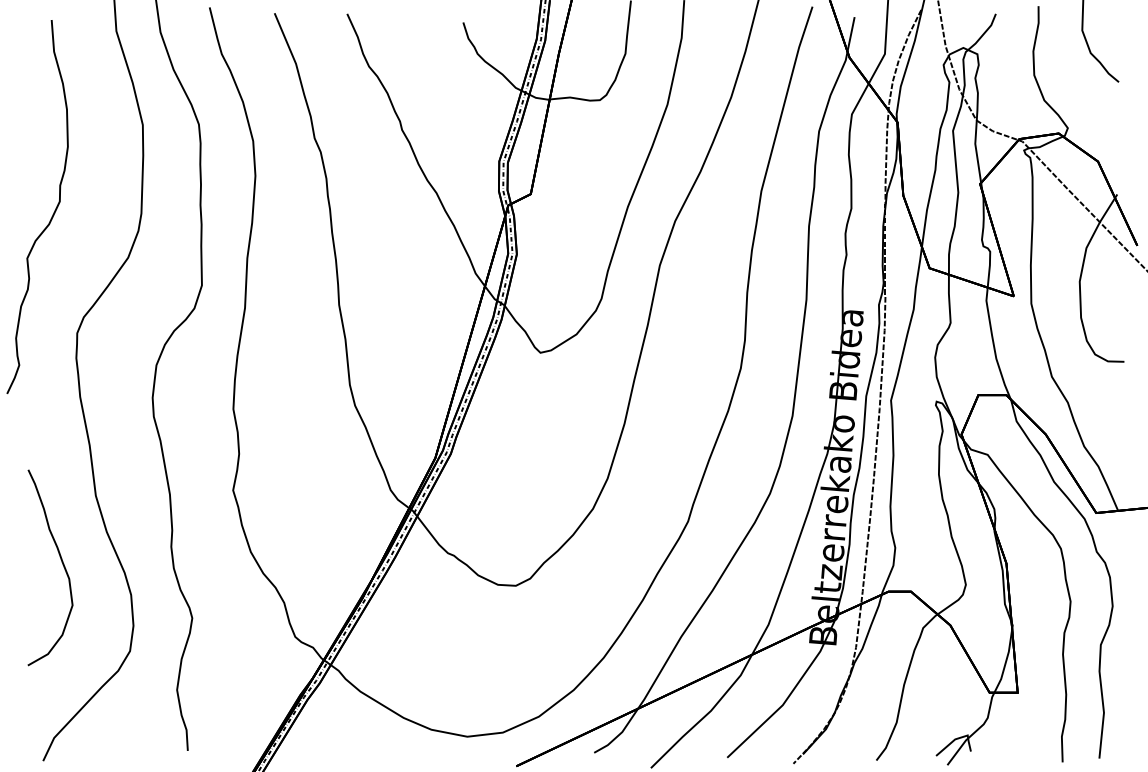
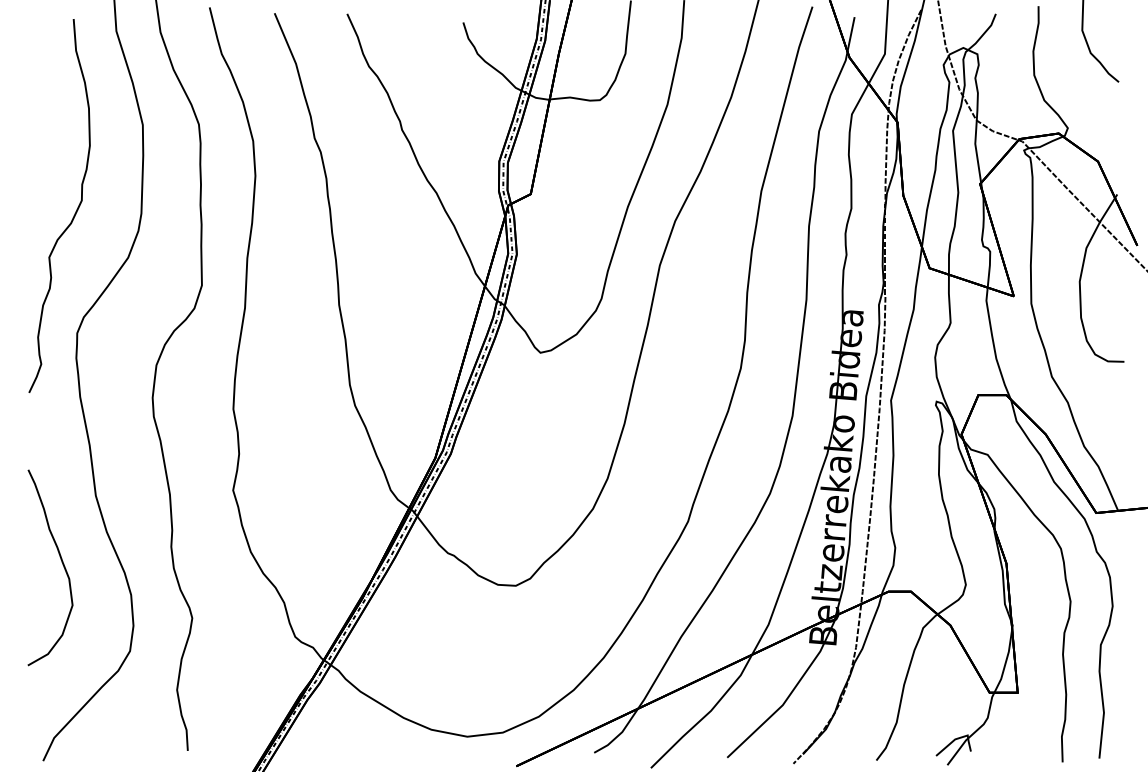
curve position: (52, 214) -> (74, 213) (74, 213)
